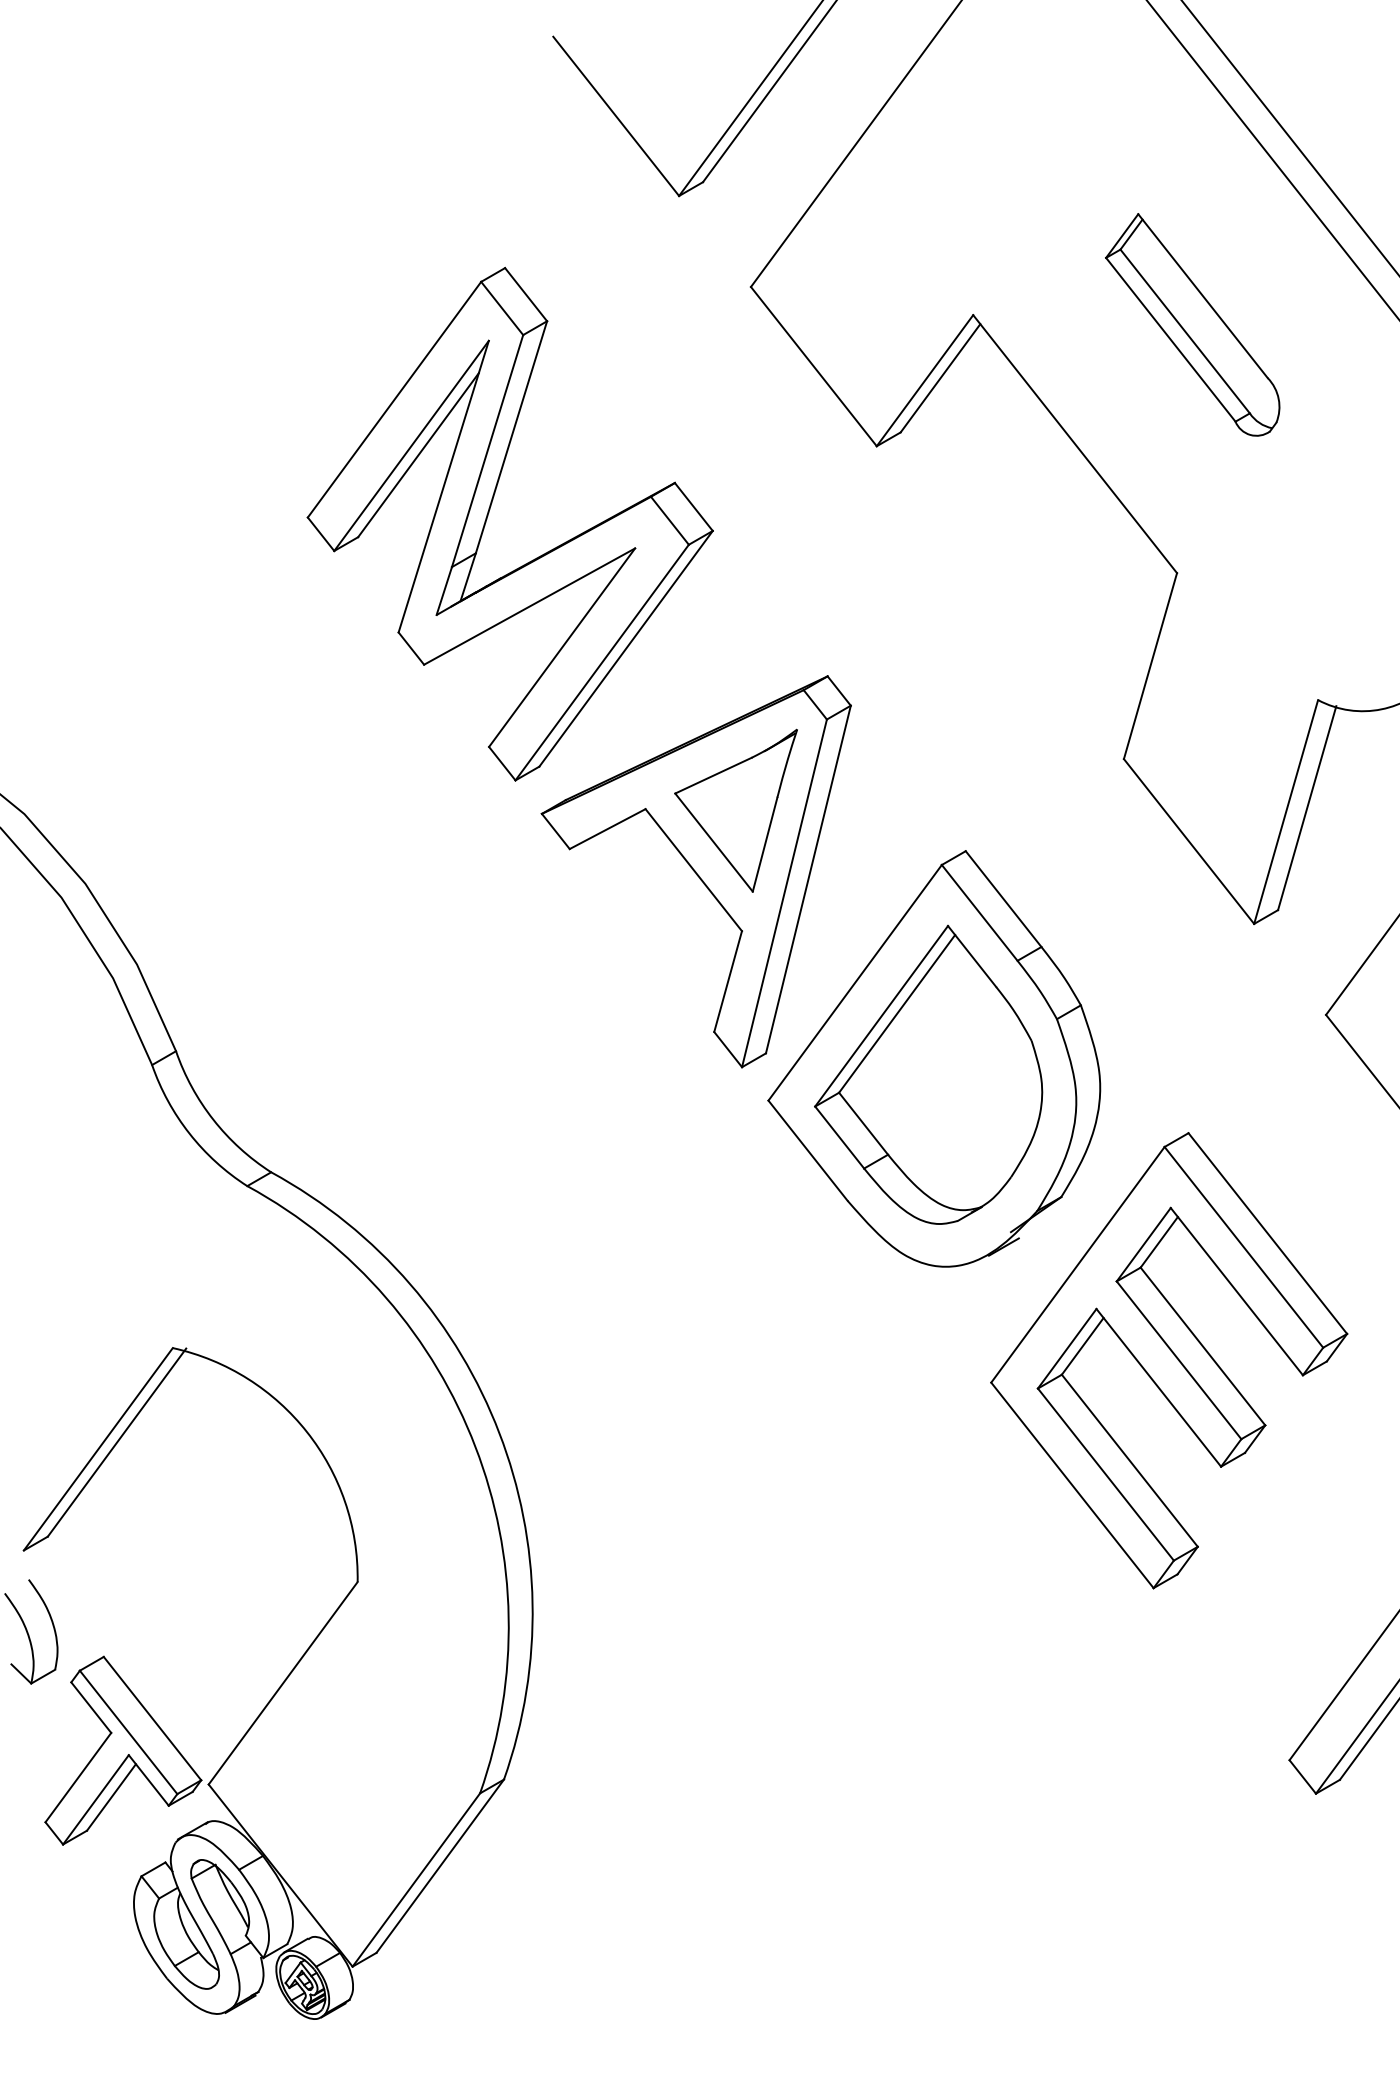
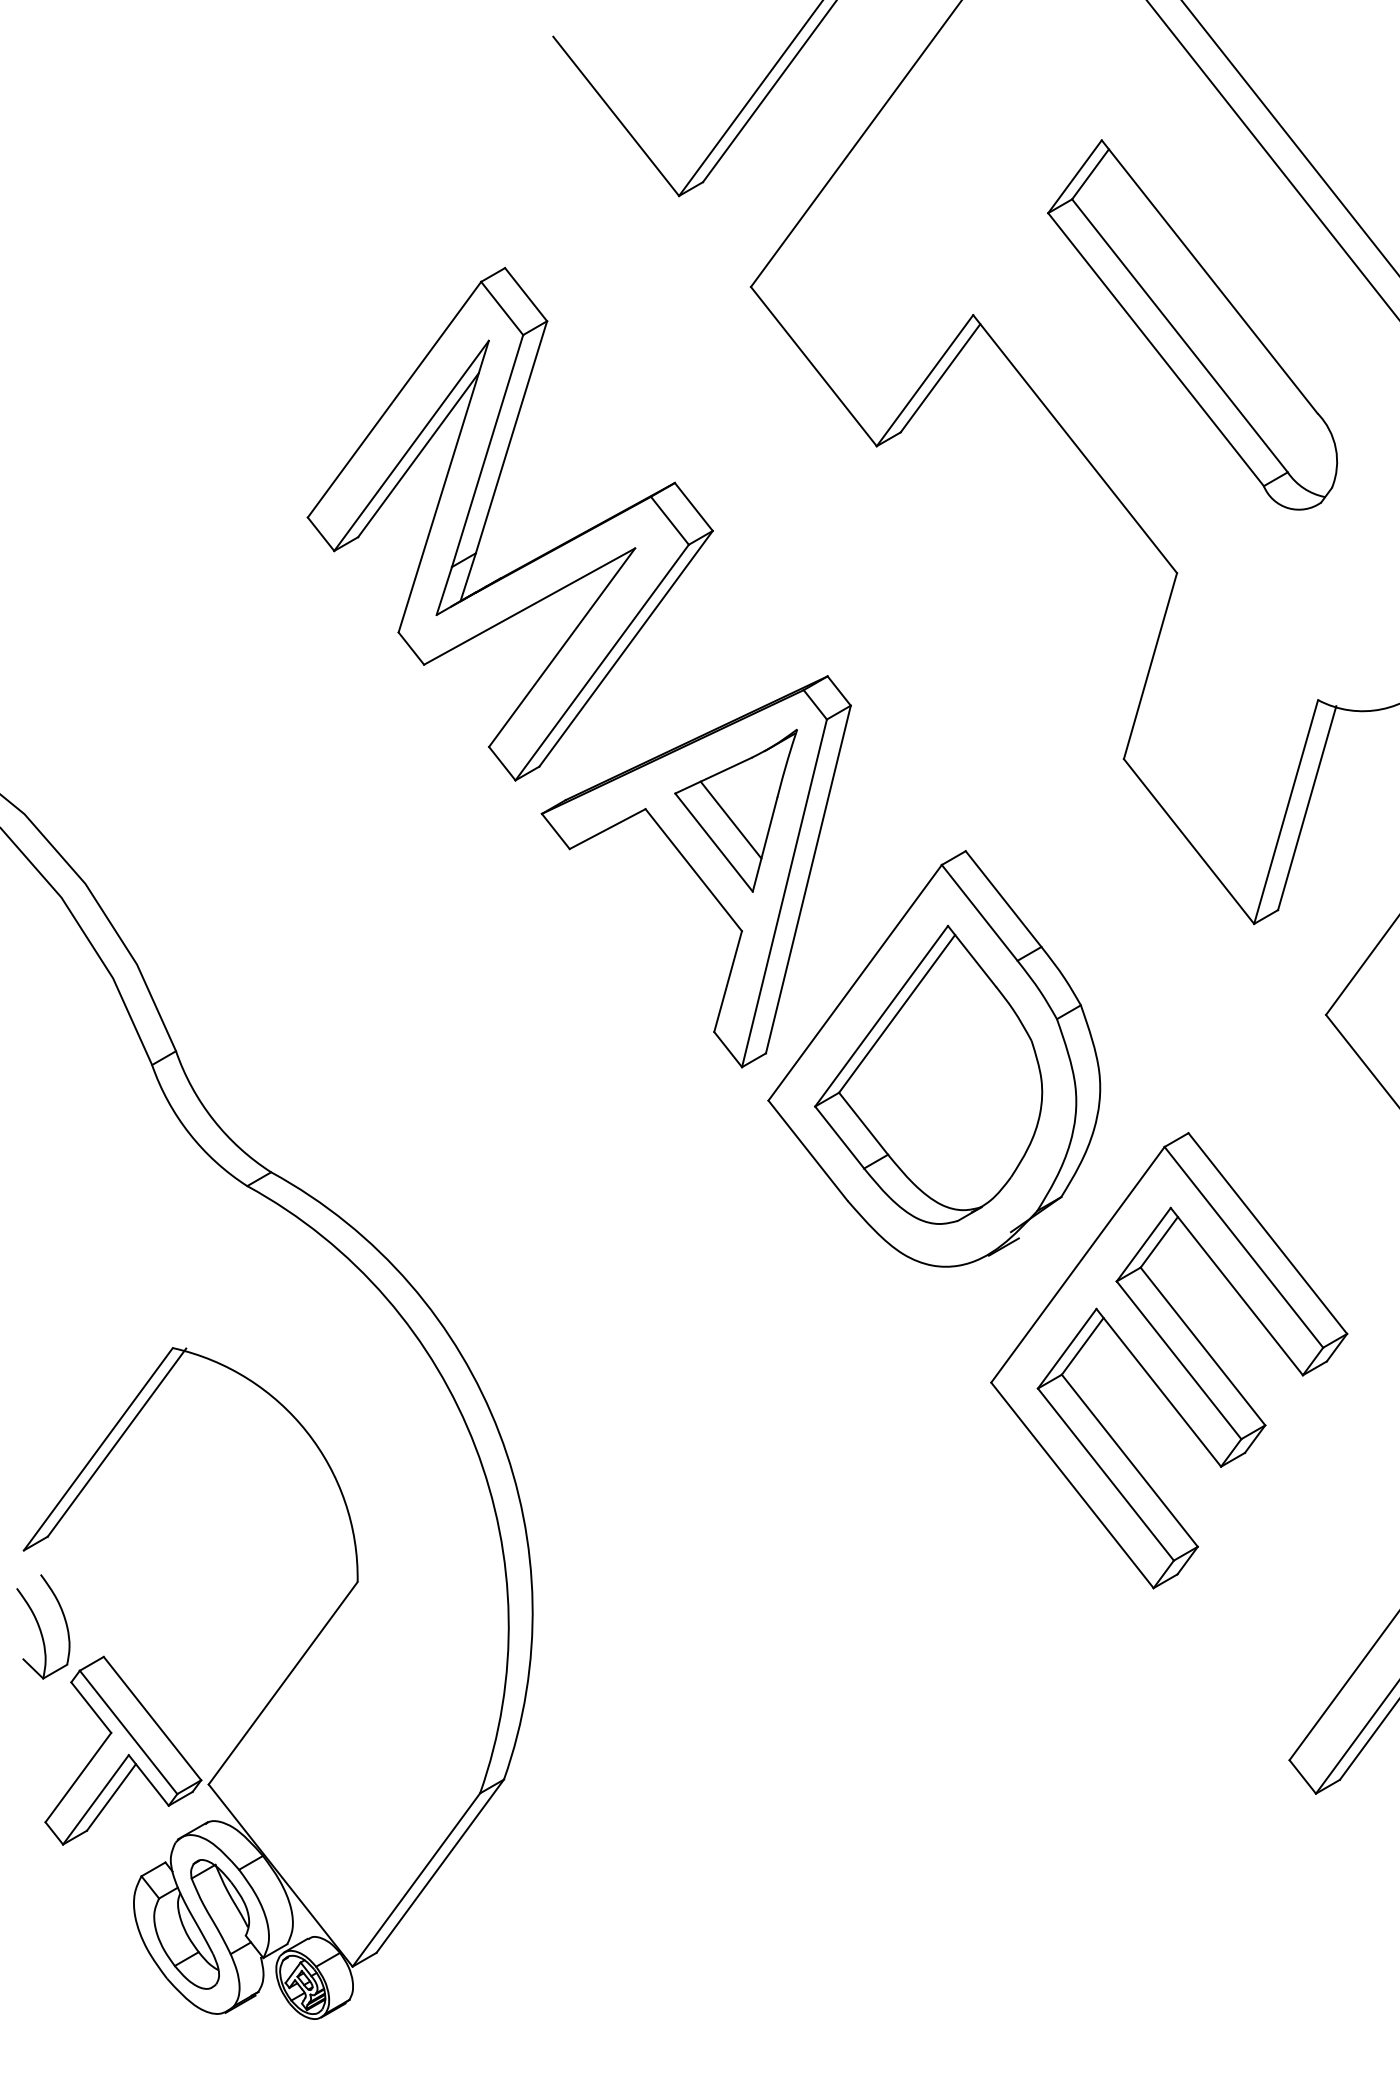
part size: 176x224 px -> 292x372 px (1192, 324)
line: none -> present (730, 819)
part position: (31, 1631) -> (43, 1626) (43, 1626)
